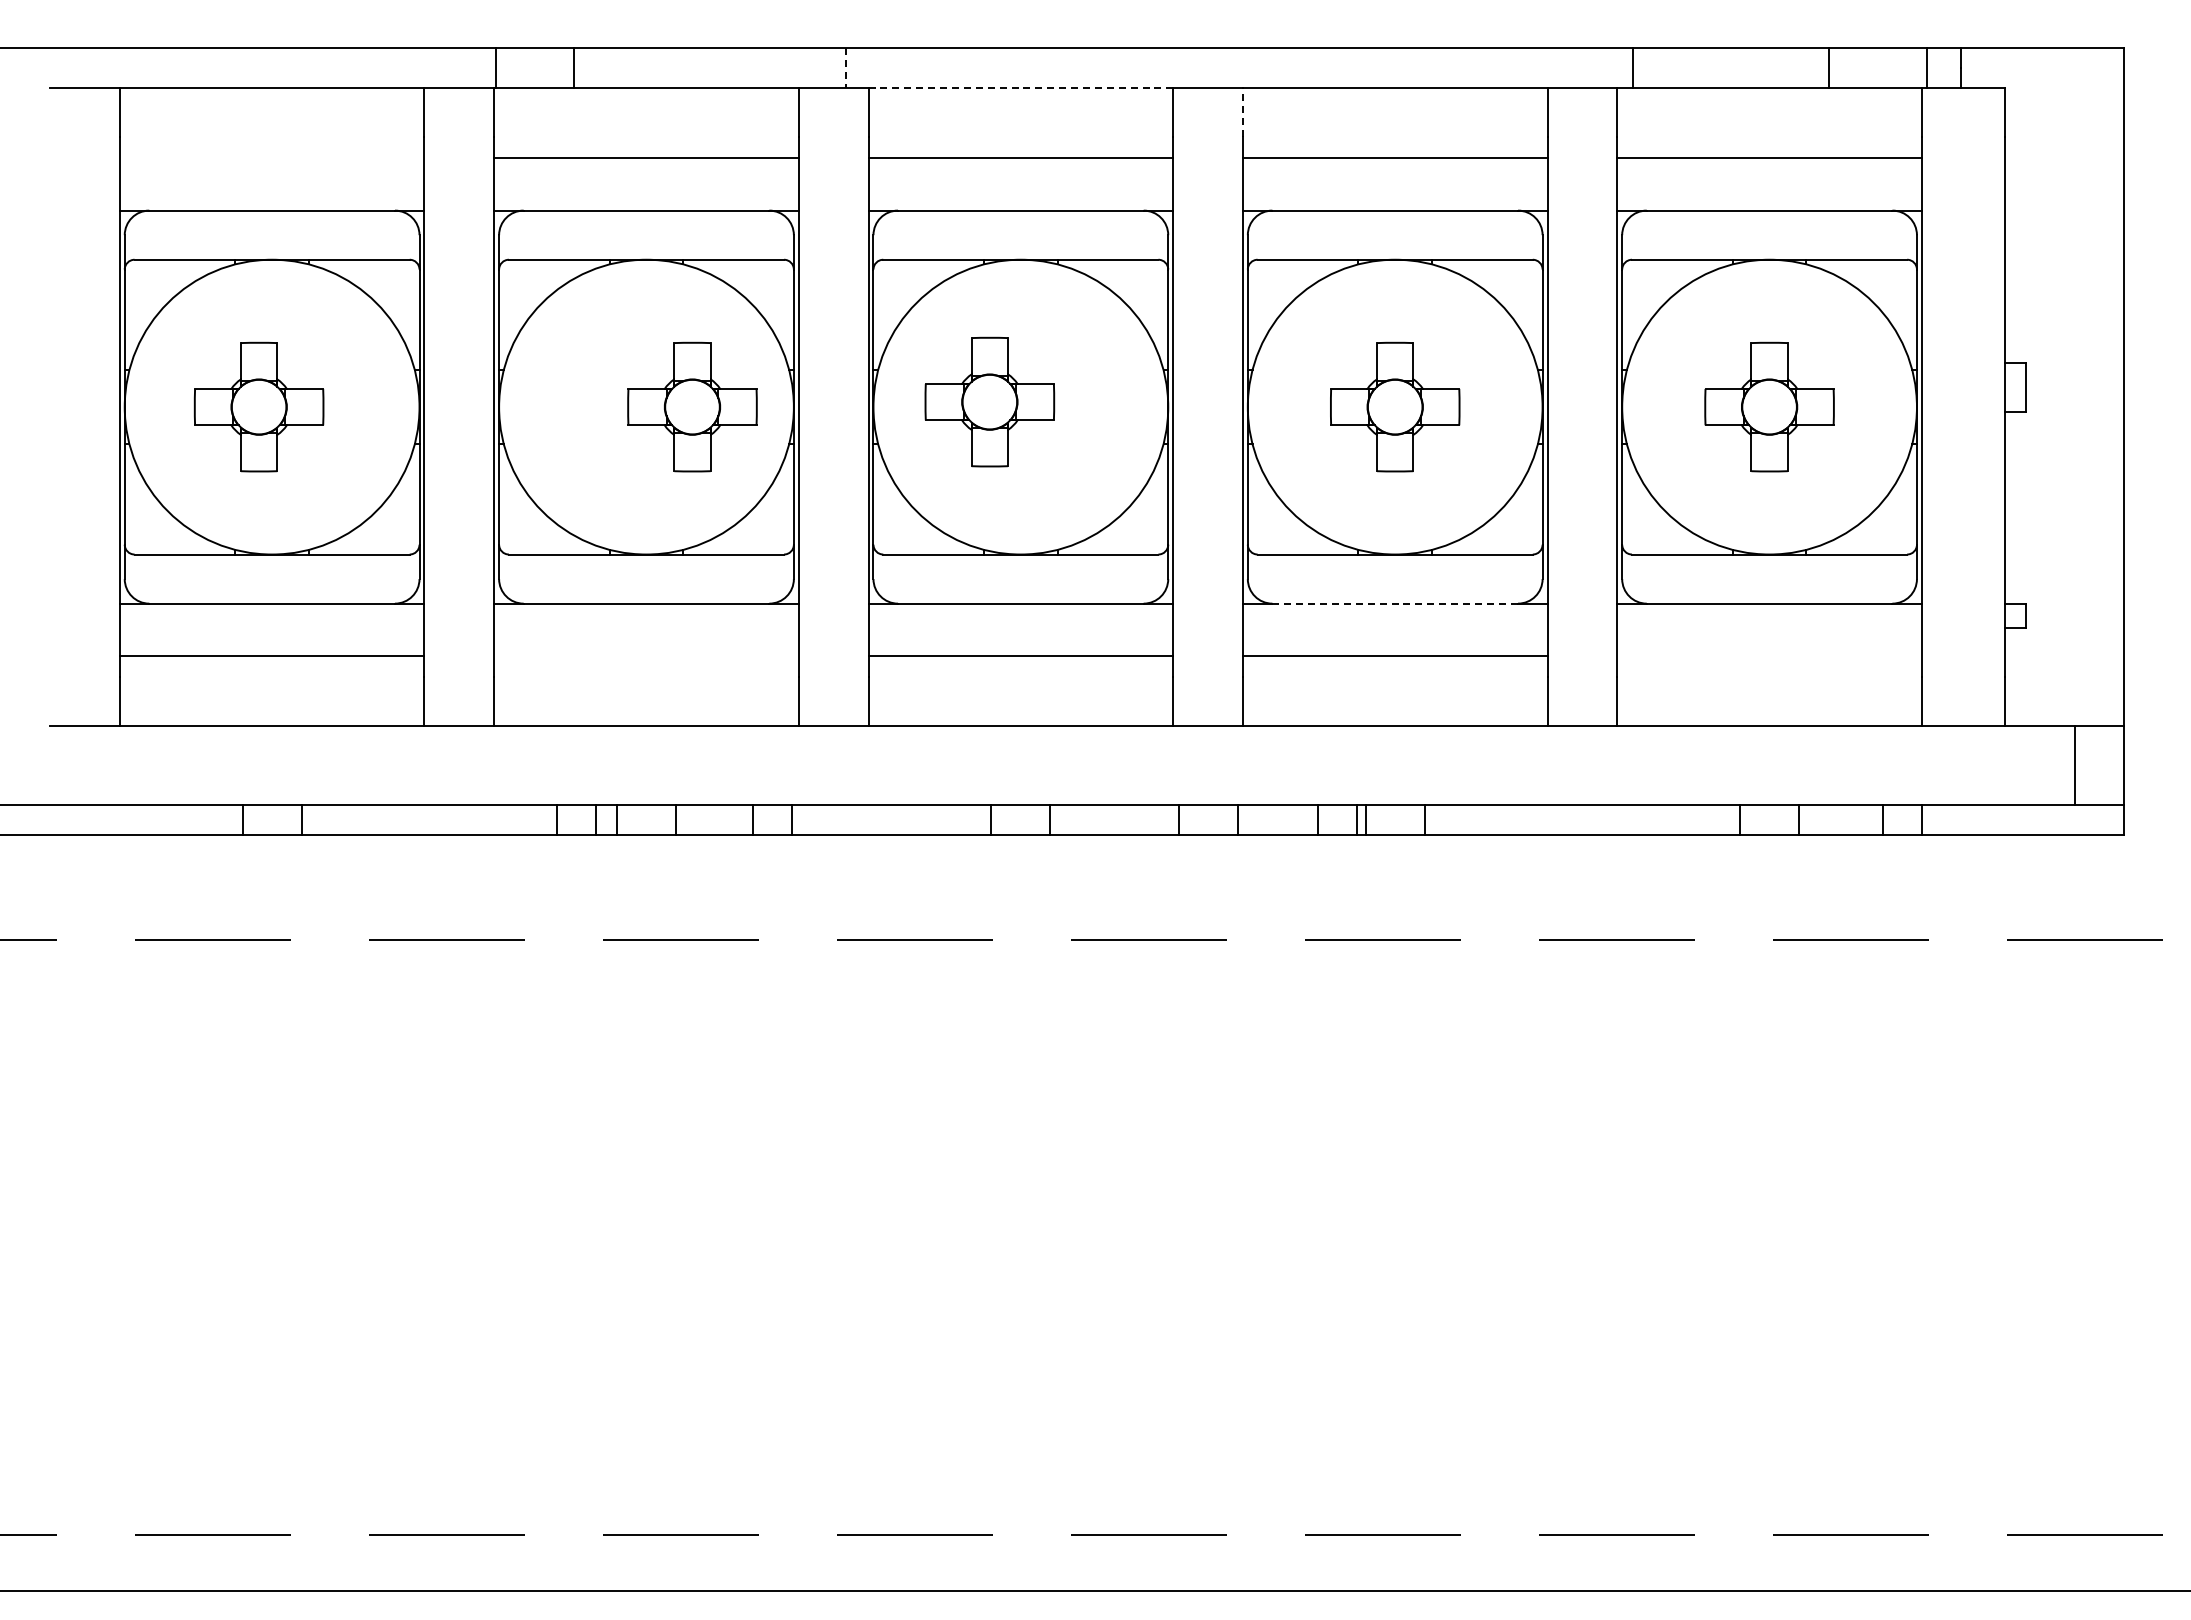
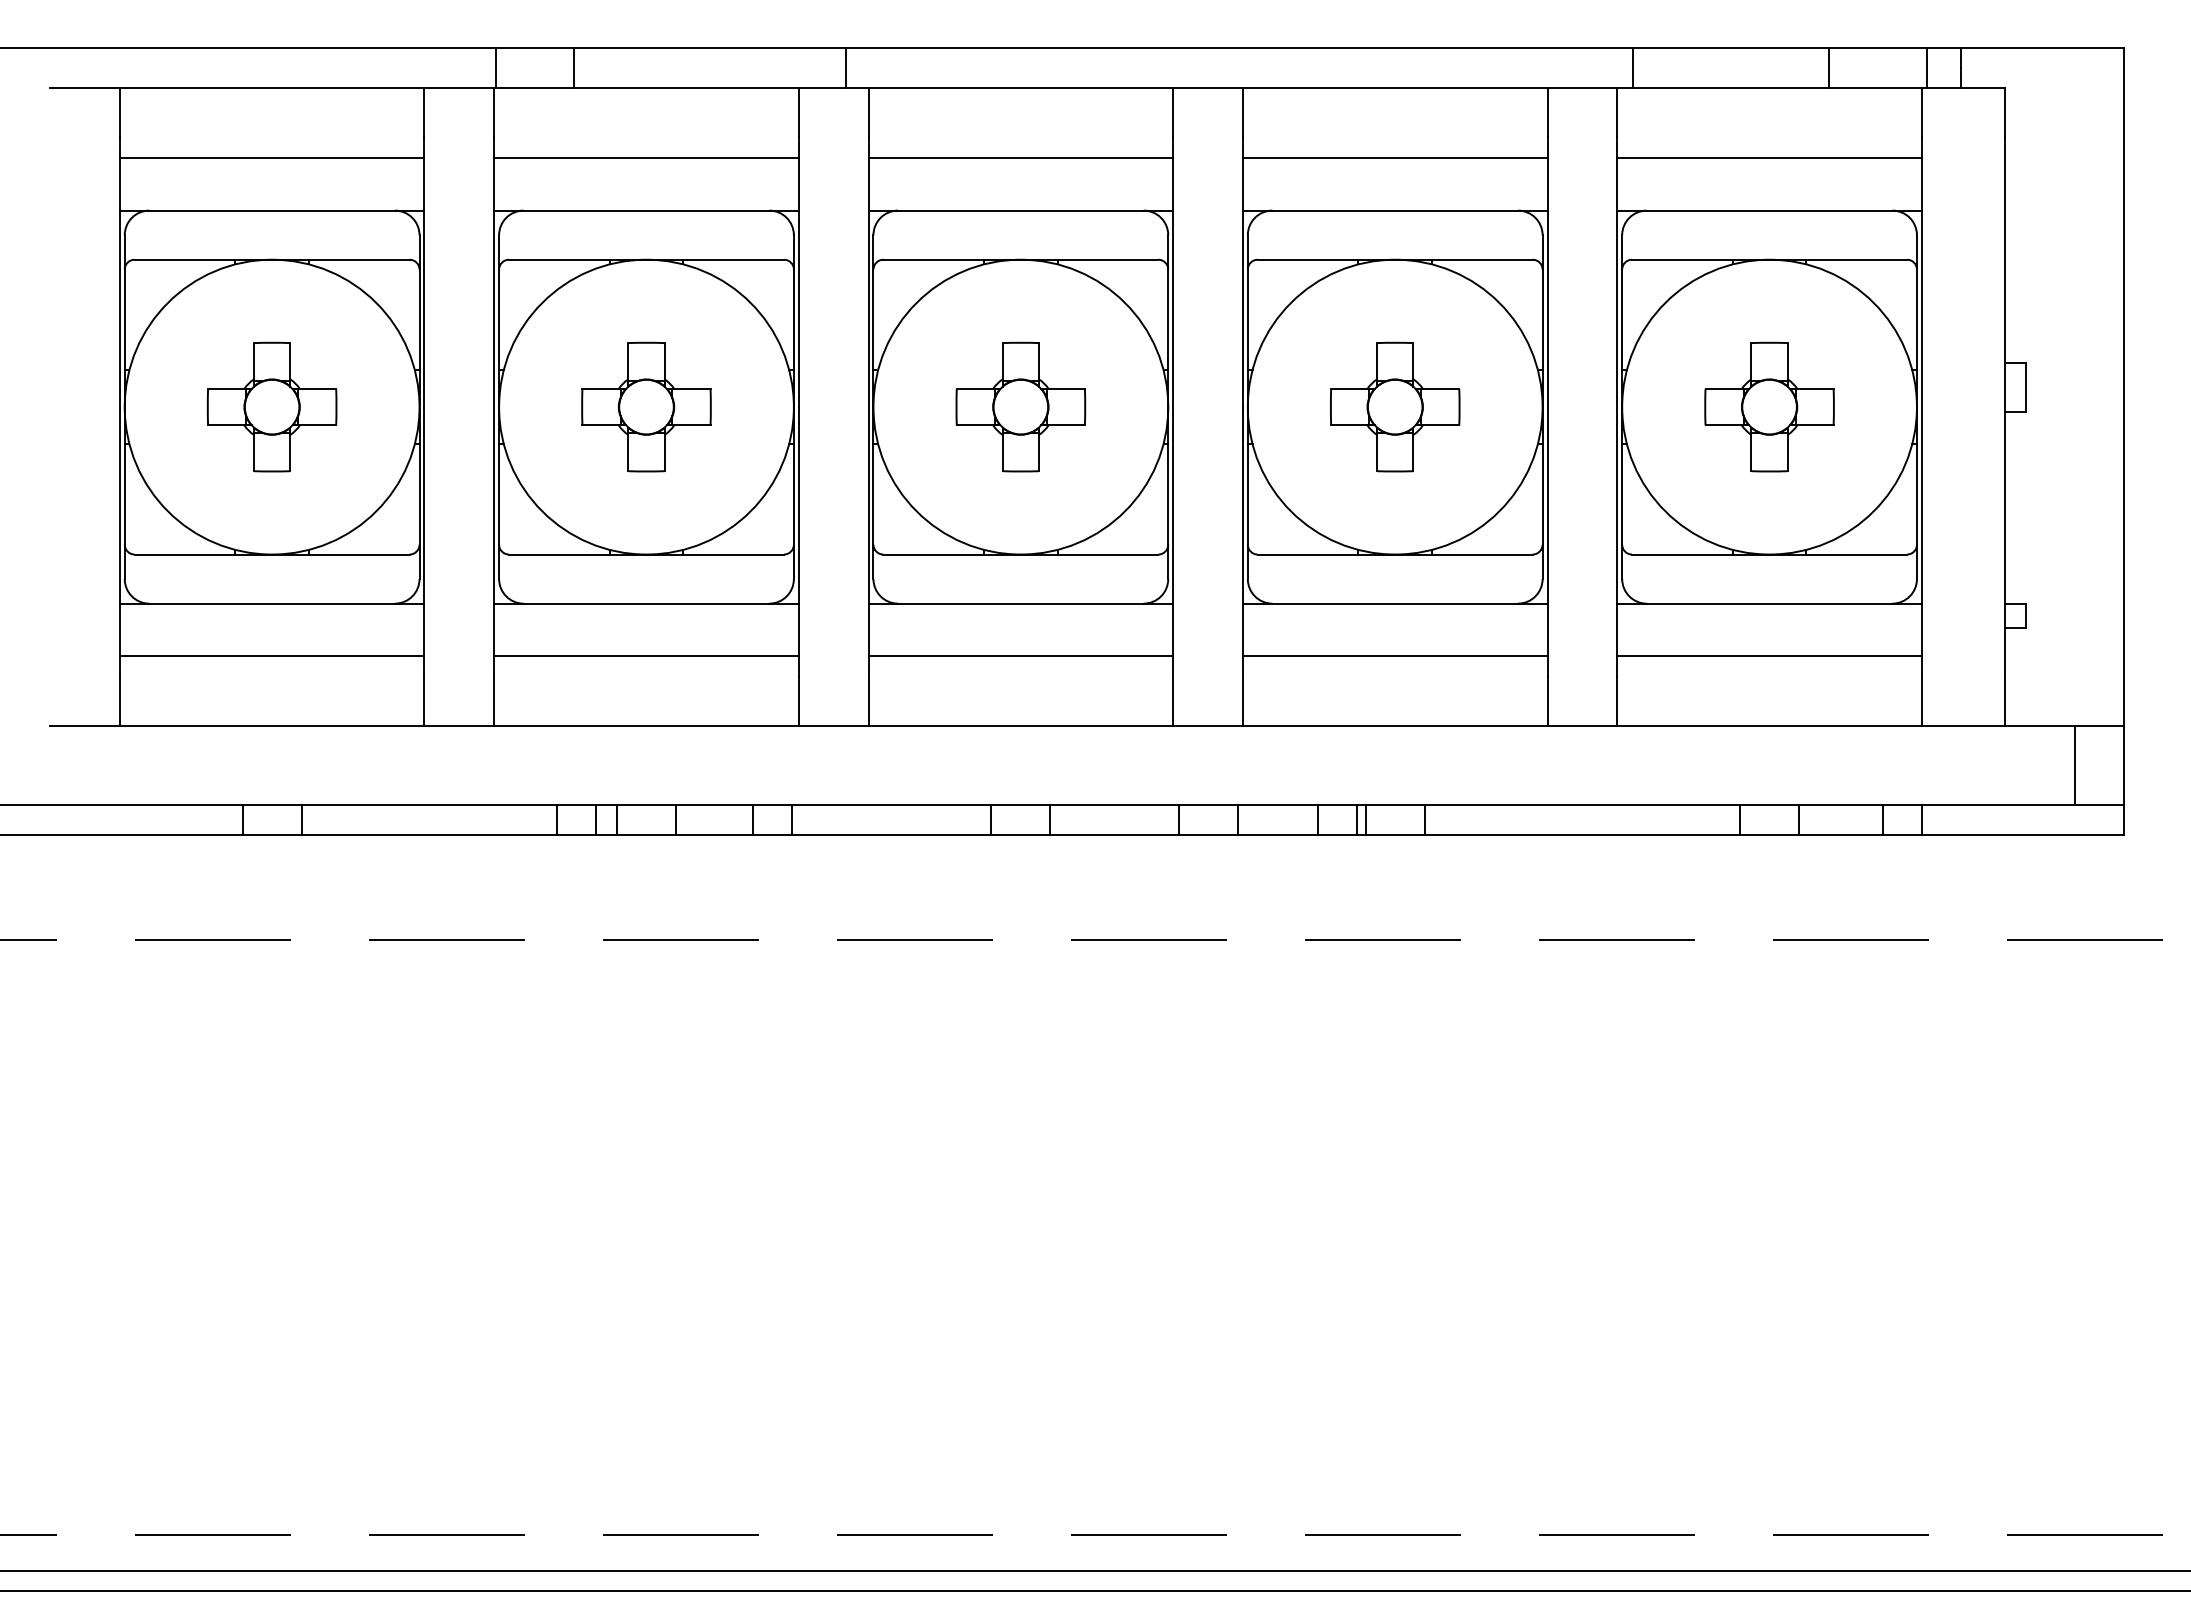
line: dashed -> solid (846, 68)
line: dashed -> solid (1021, 87)
line: dashed -> solid (1242, 112)
line: none -> present (271, 157)
part position: (989, 401) -> (1020, 406) (1020, 406)
part position: (258, 406) -> (271, 406) (271, 406)
part position: (692, 406) -> (646, 406) (646, 406)
line: dashed -> solid (1395, 603)
line: none -> present (646, 656)
line: none -> present (1769, 656)
line: none -> present (1094, 1571)
